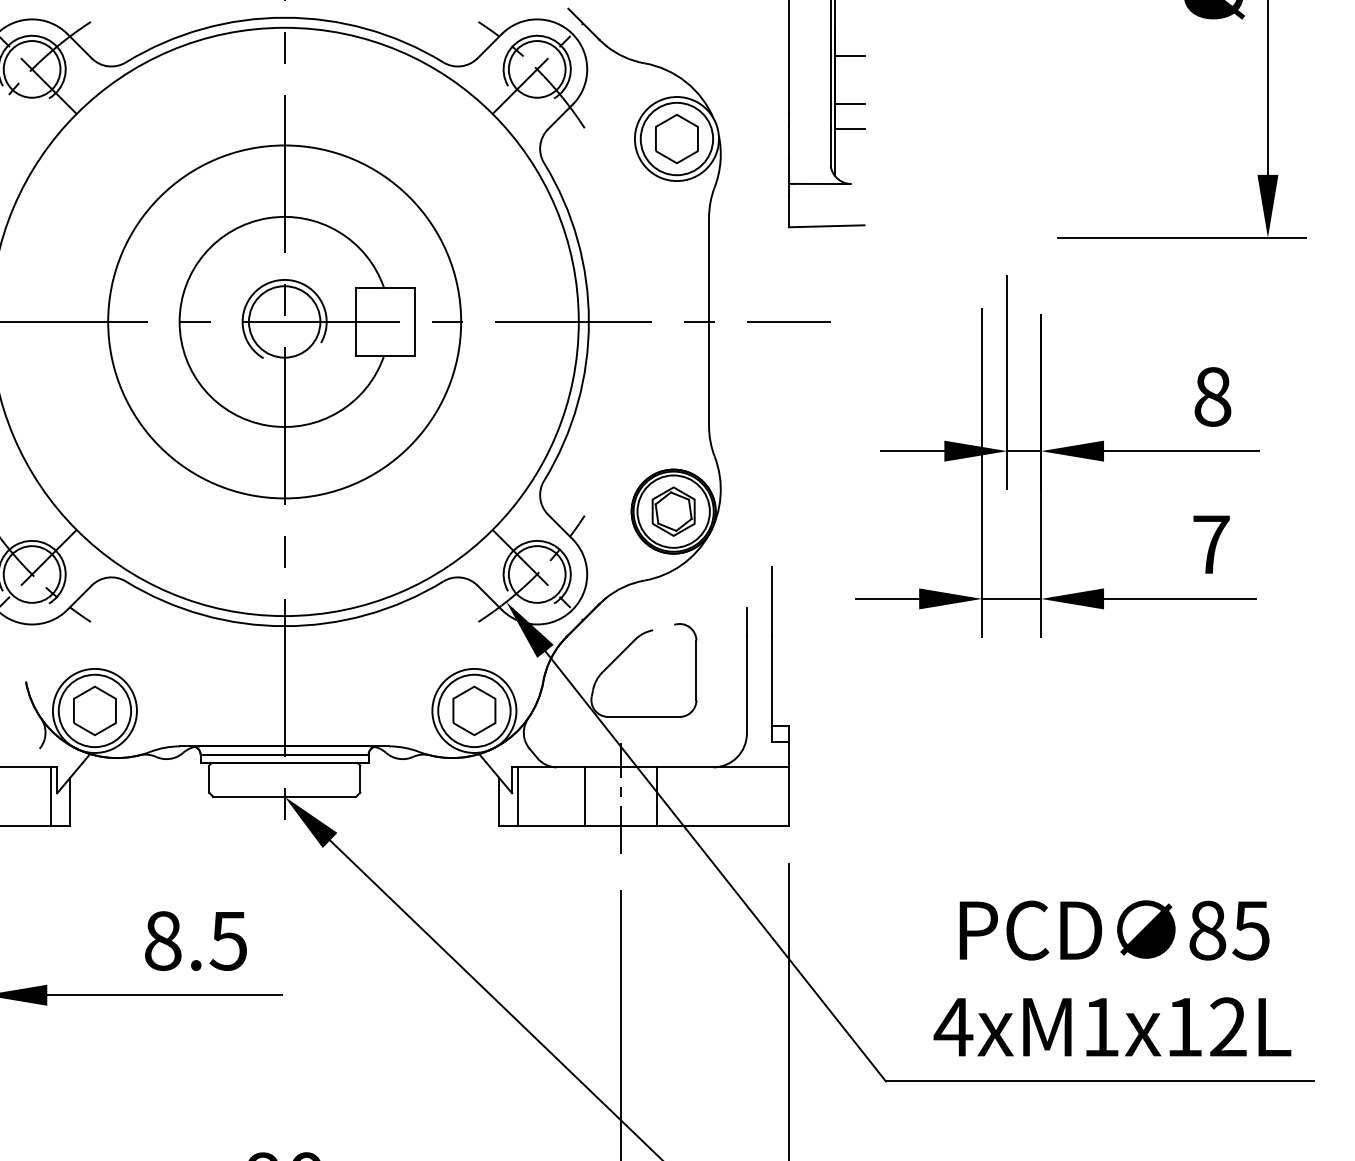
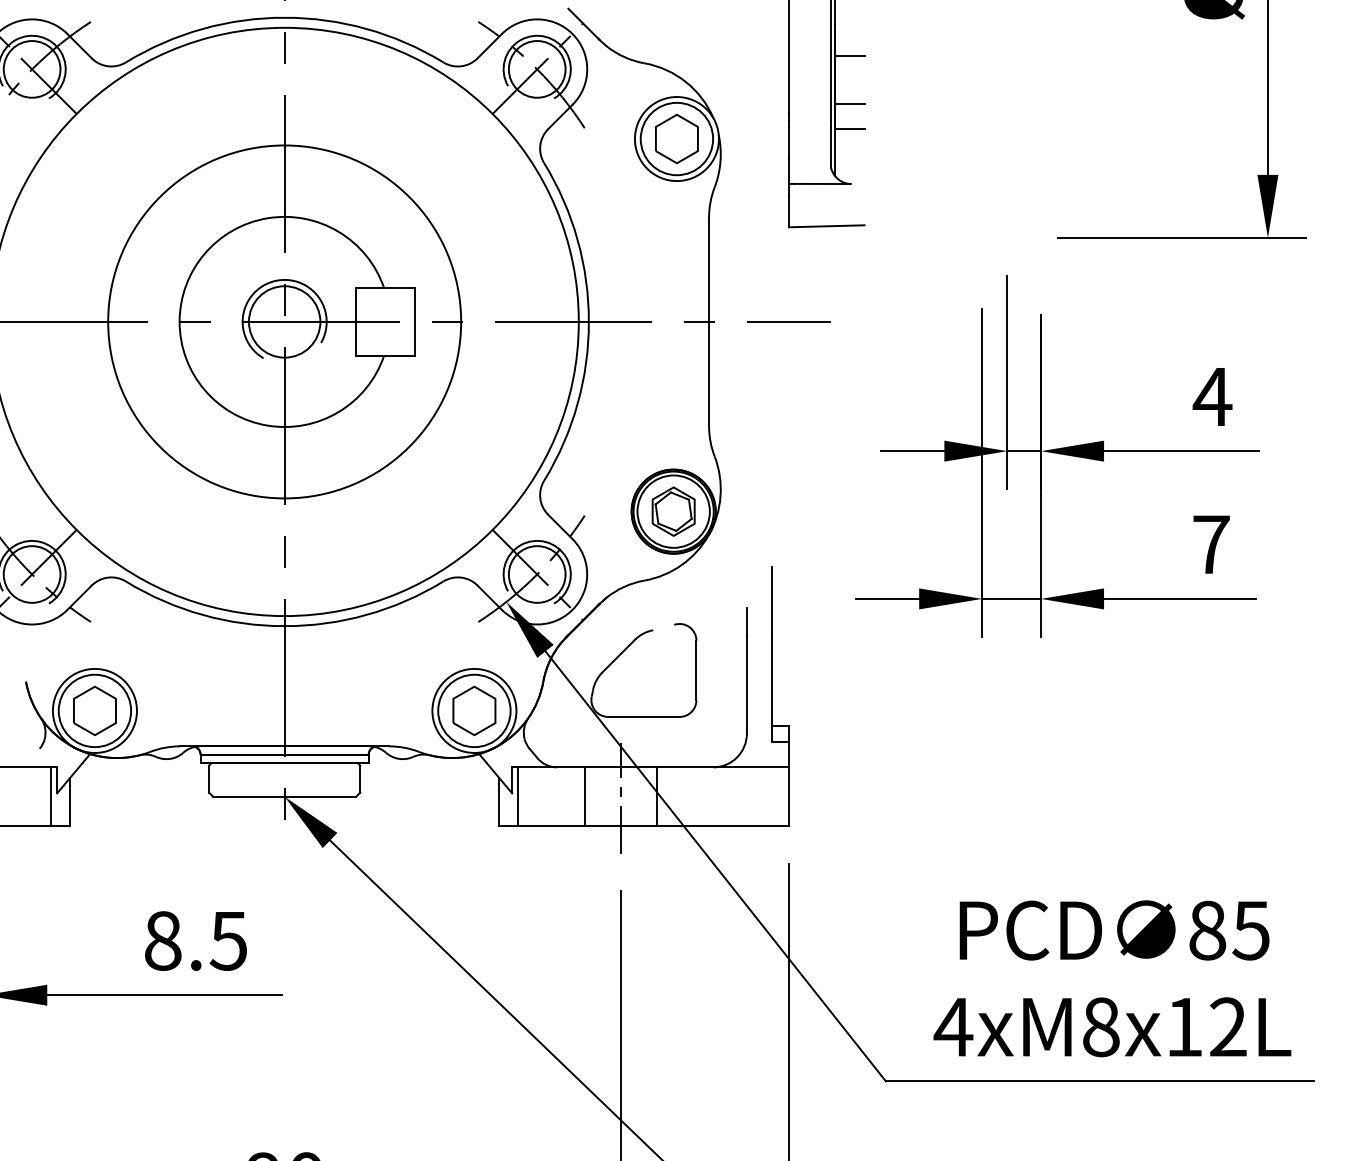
text: 8 -> 4 (1212, 396)
text: 4xM1x12L -> 4xM8x12L (1101, 1027)
